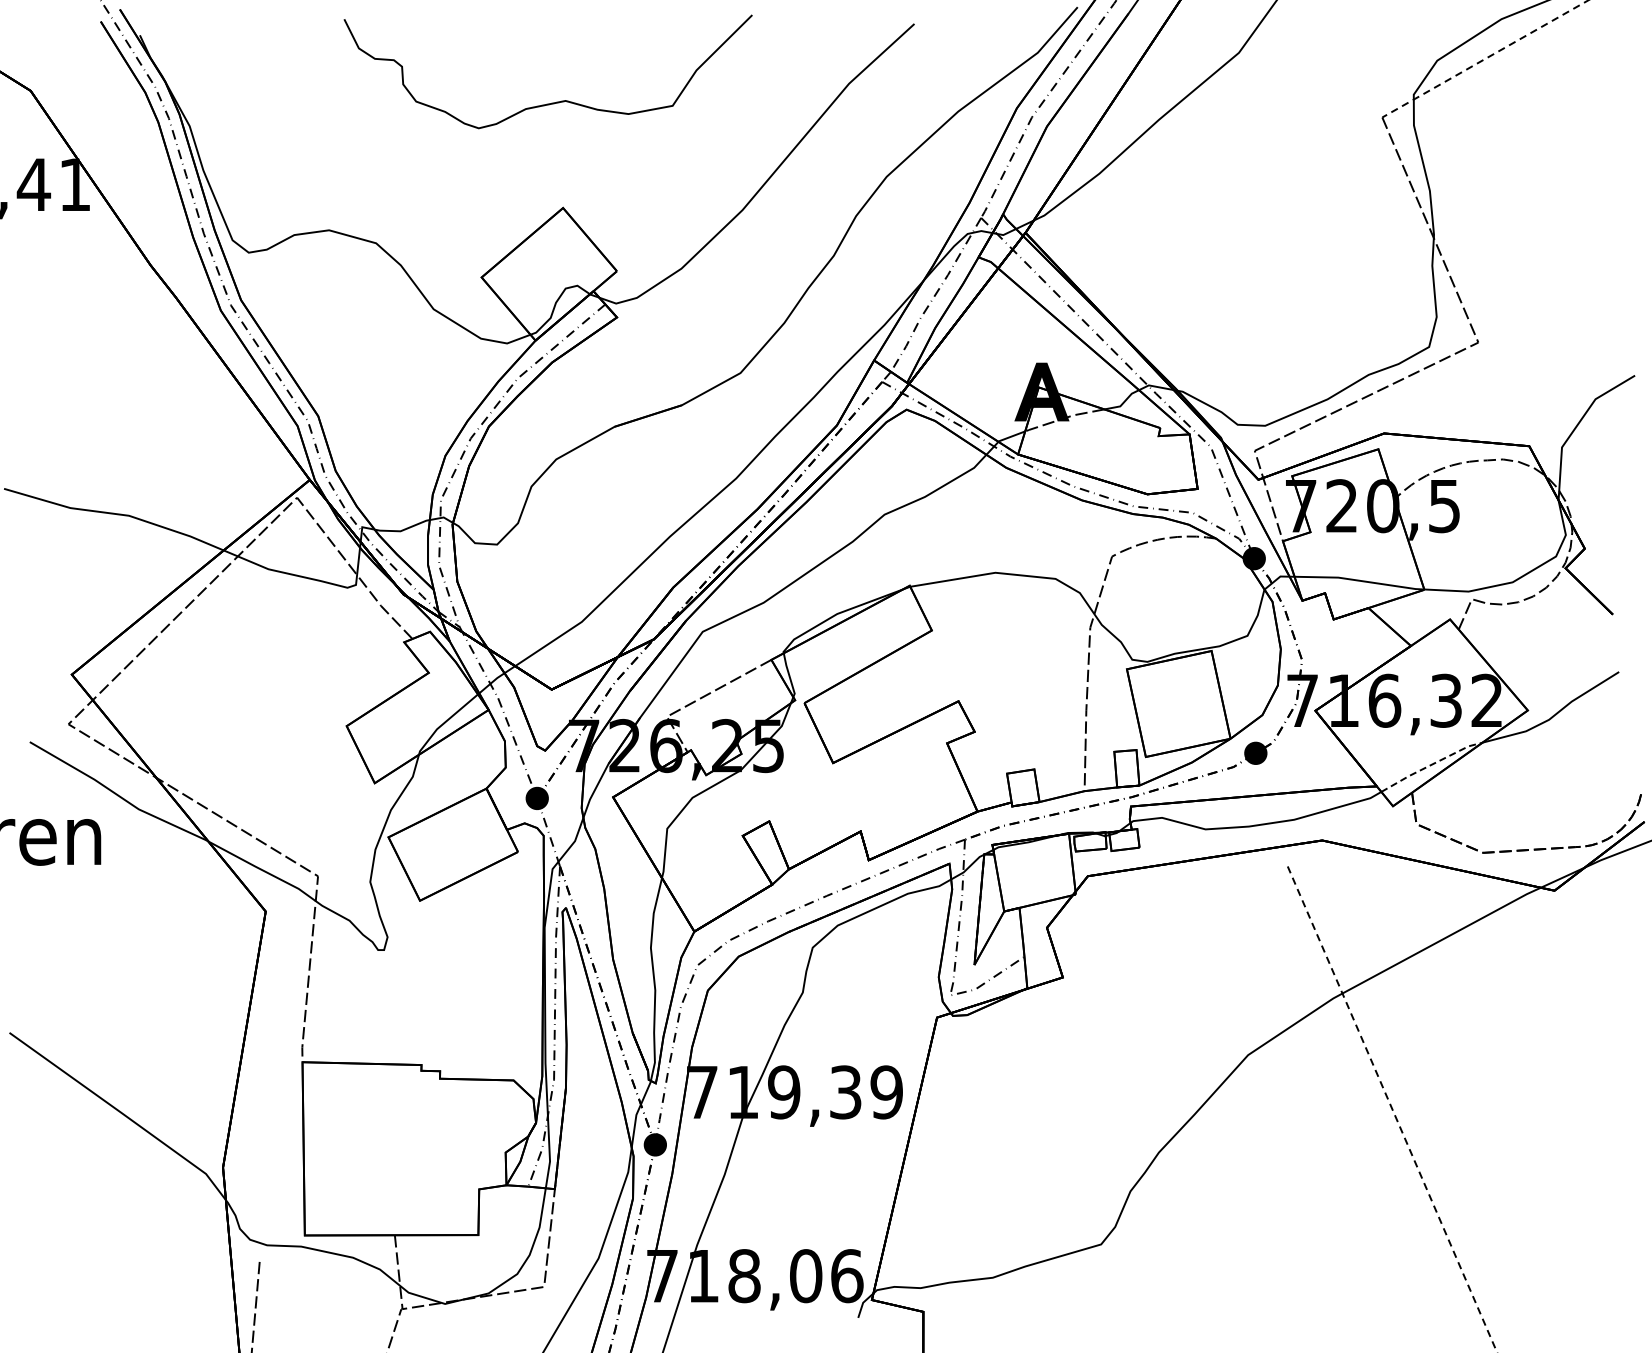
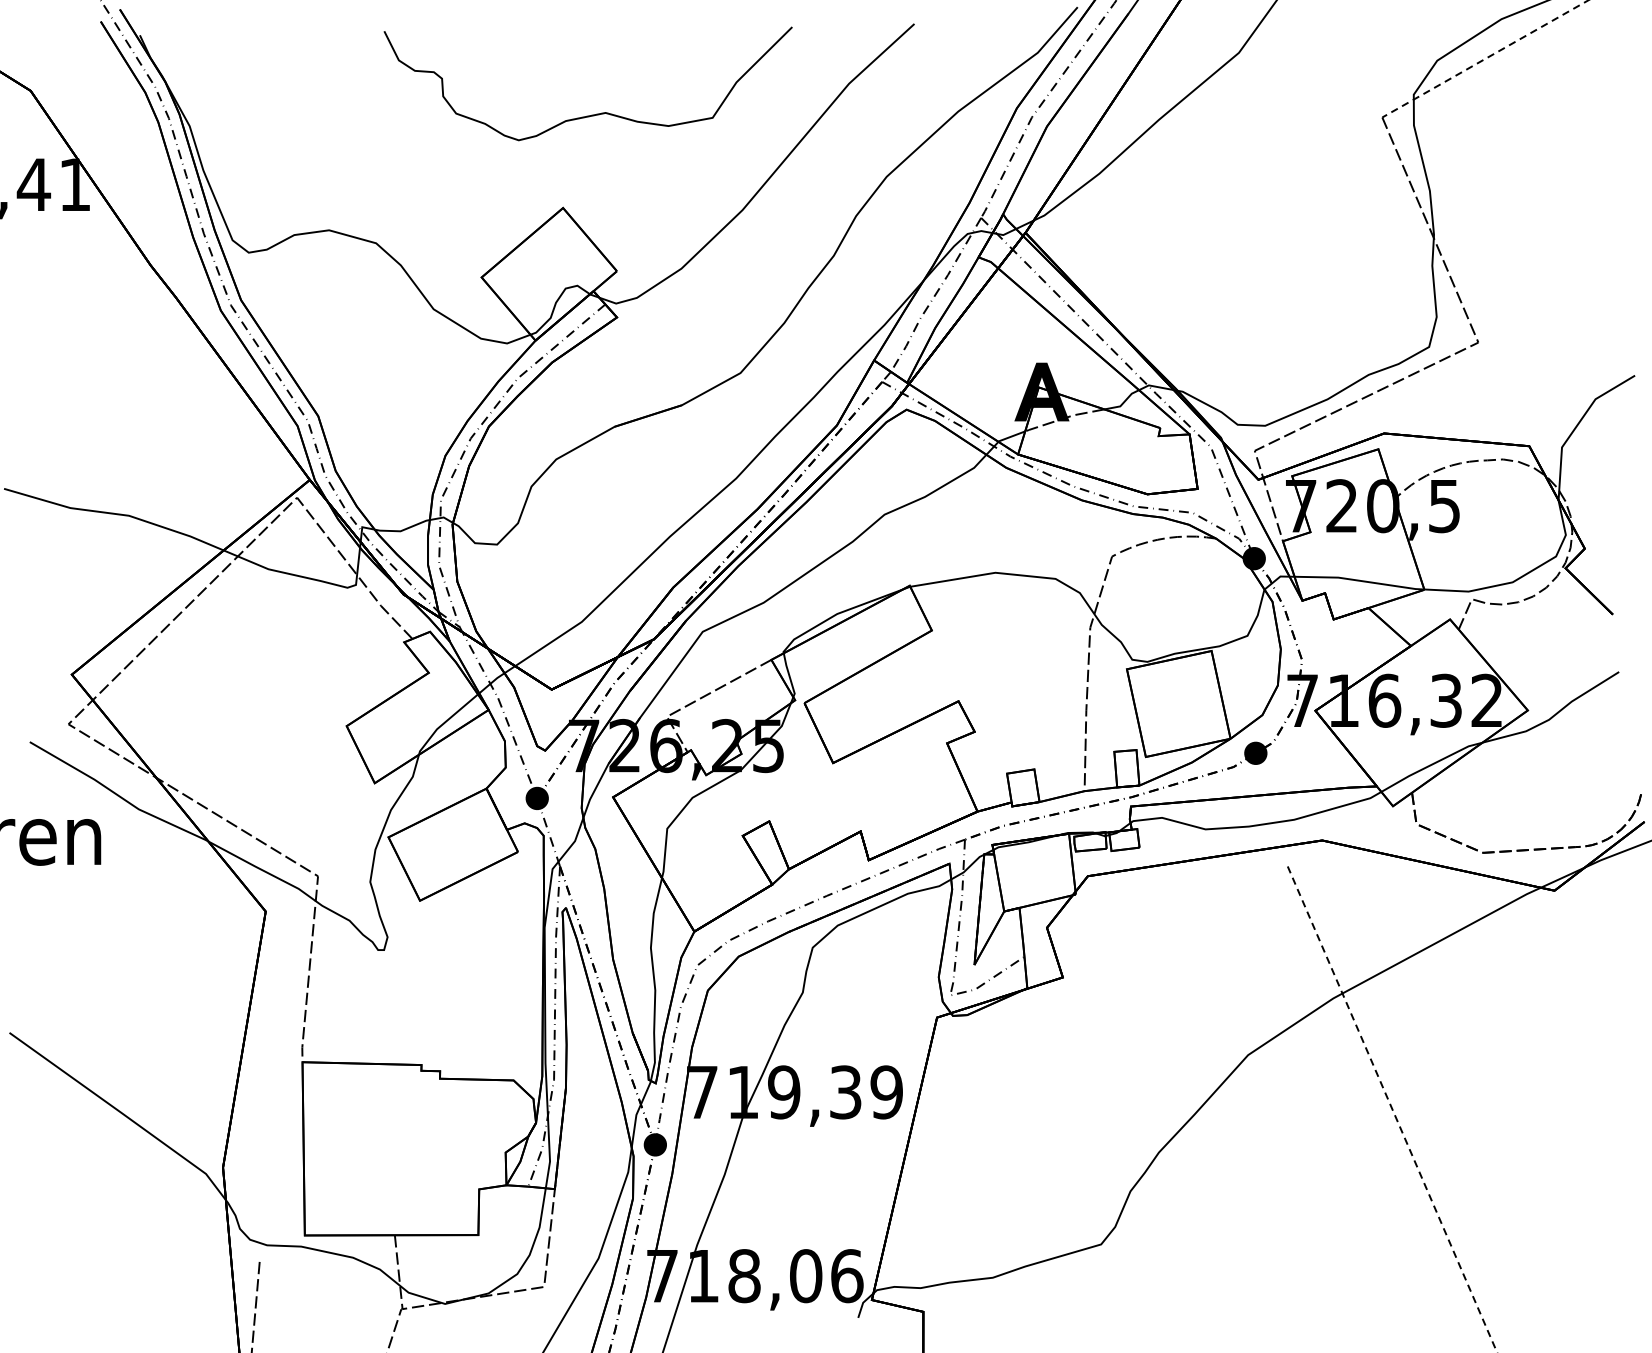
curve position: (551, 102) -> (591, 114) (591, 114)
line: dashed -> solid (1431, 764)
